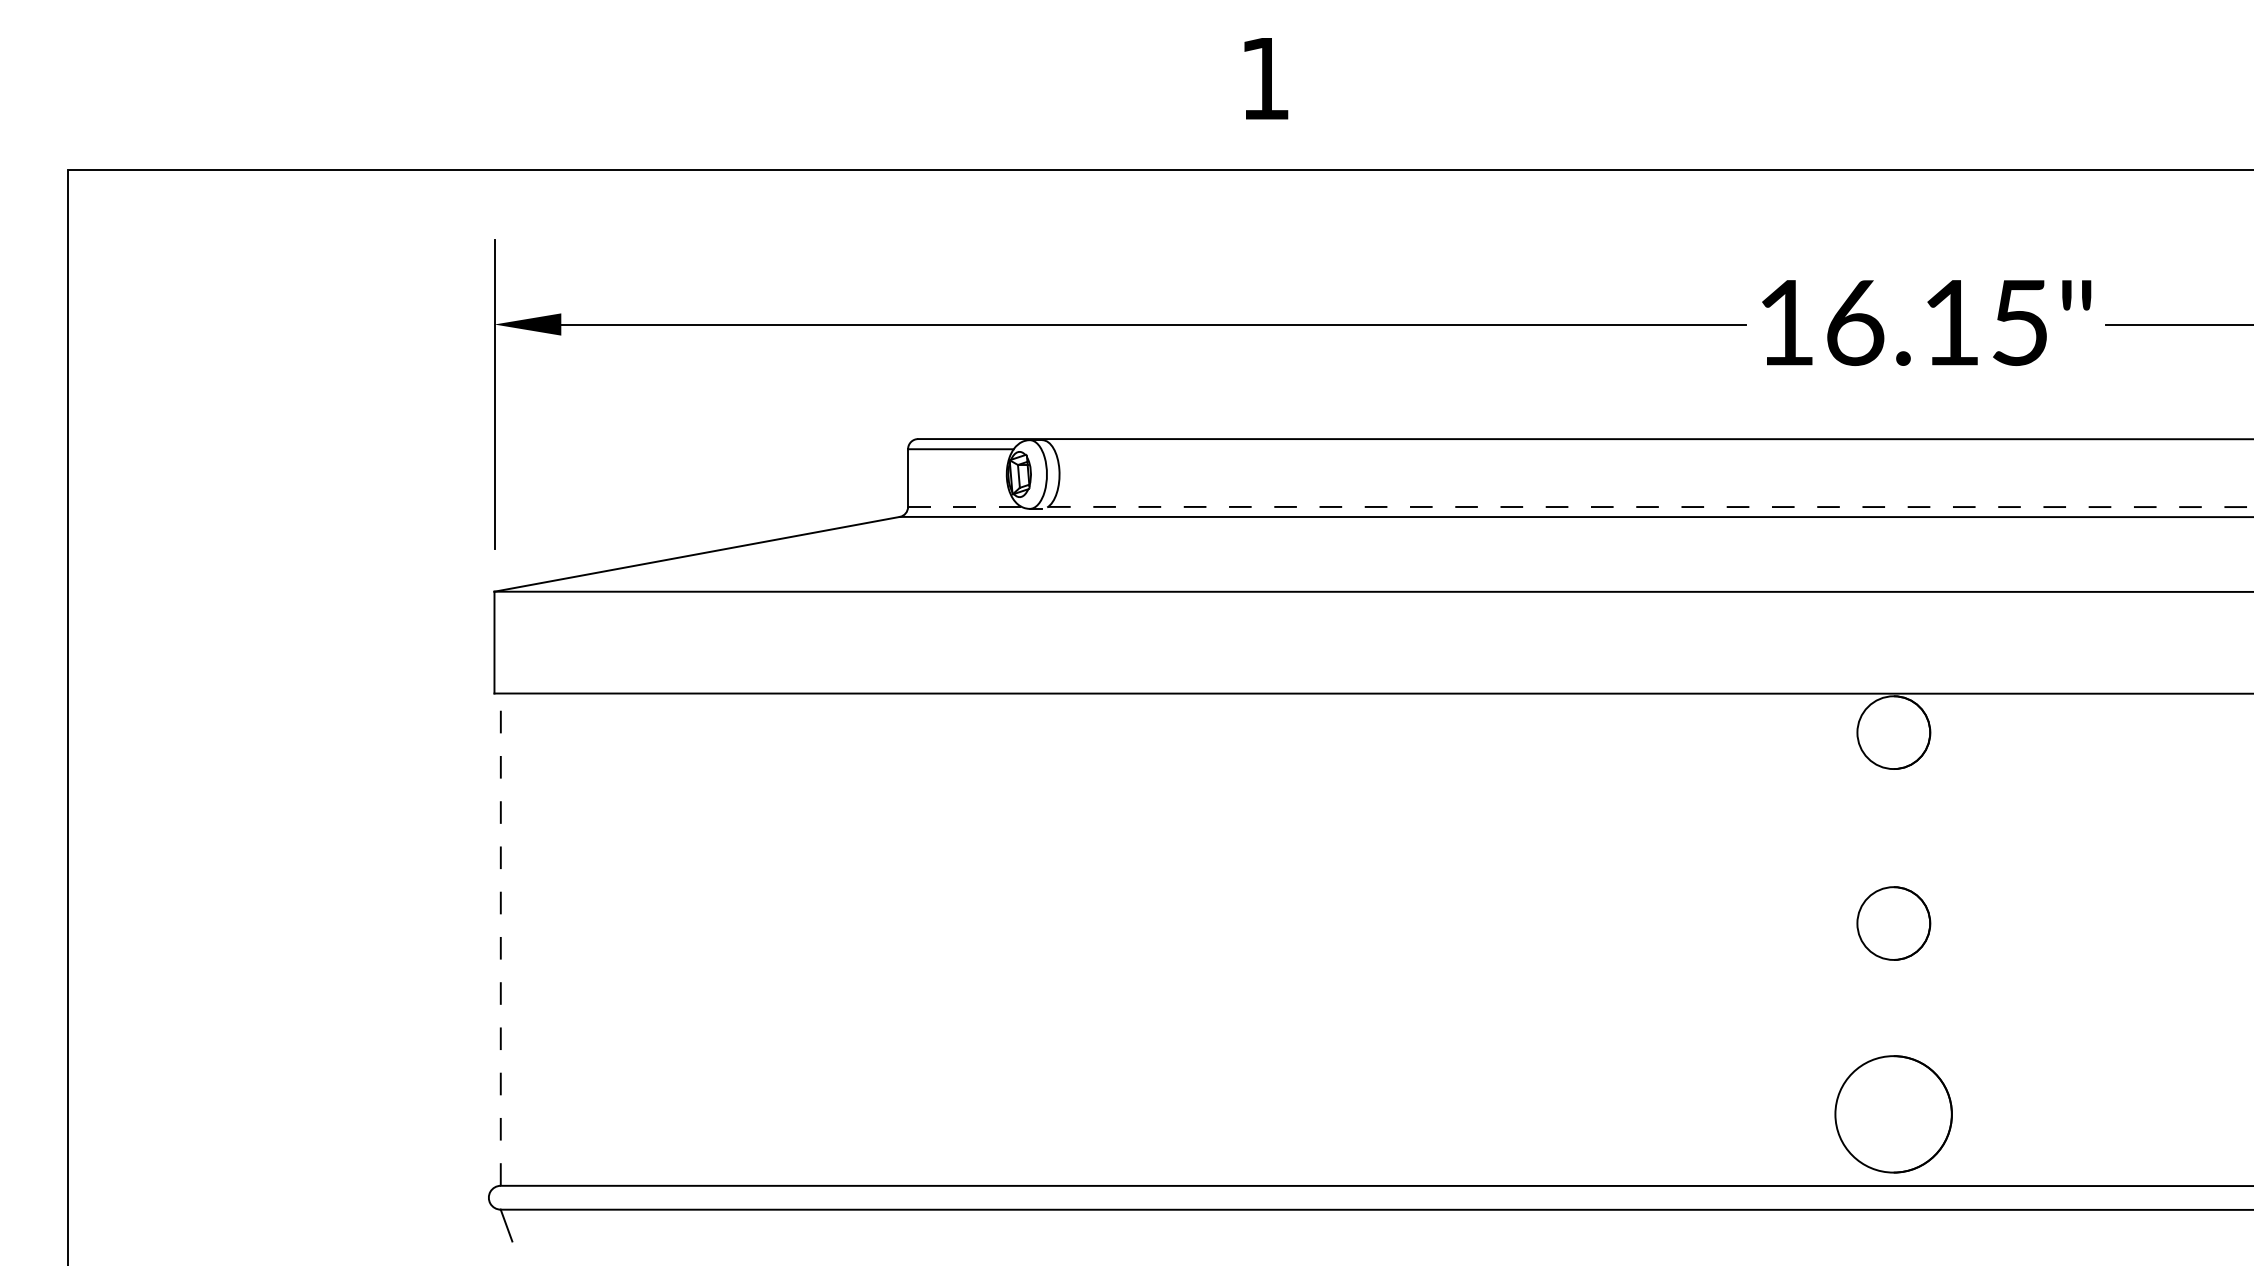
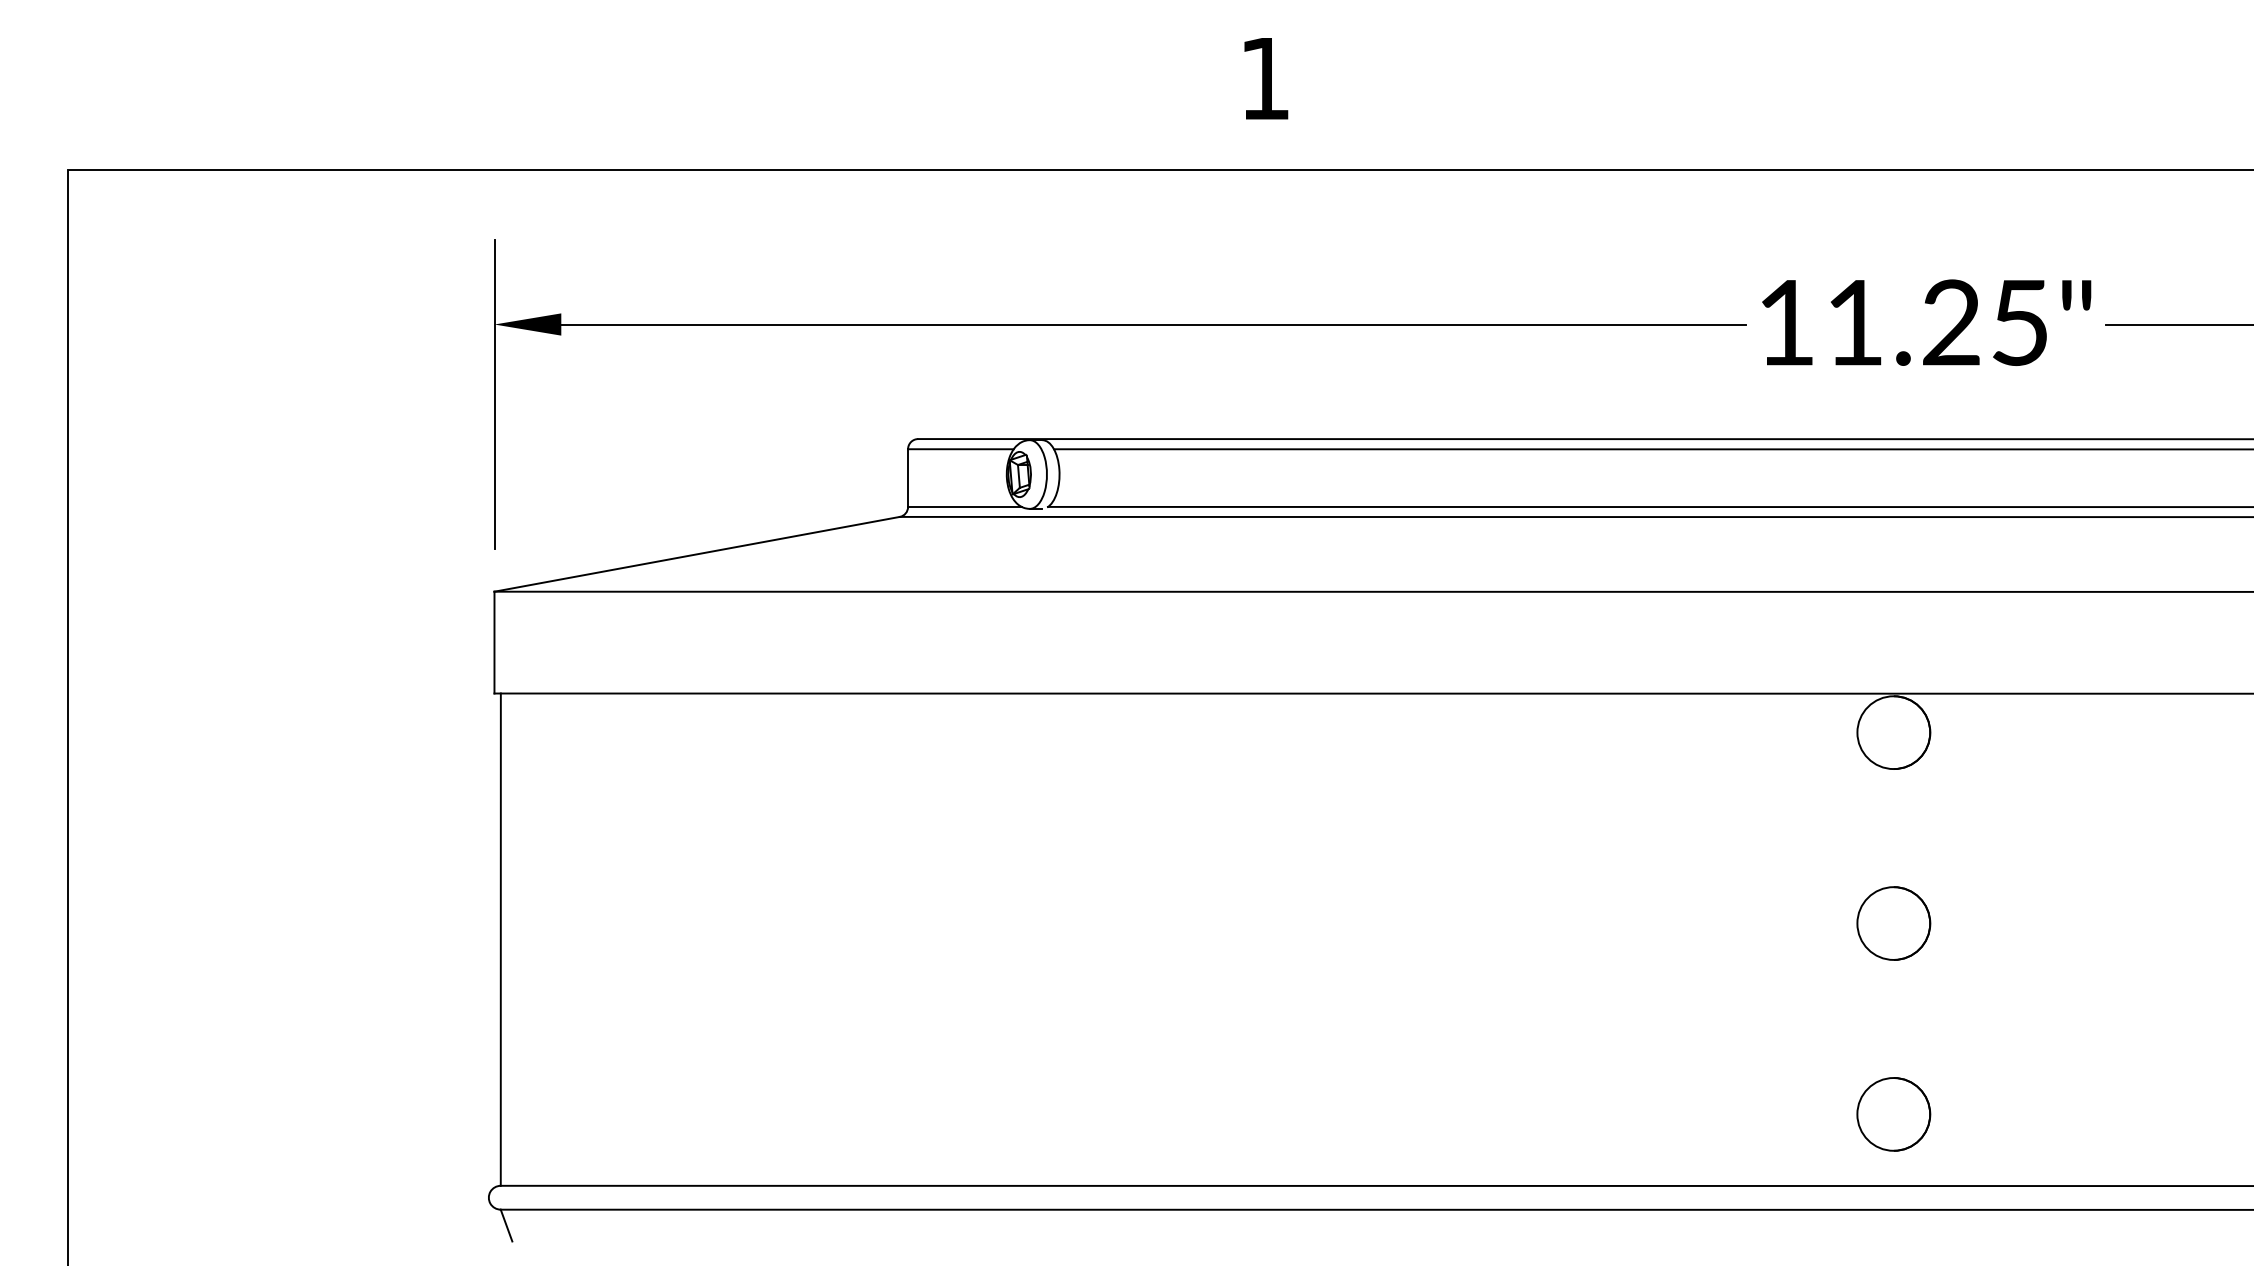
text: 16.15" -> 11.25" (1903, 322)
line: none -> present (1652, 449)
line: dashed -> solid (964, 506)
line: dashed -> solid (1651, 507)
line: dashed -> solid (500, 939)
part size: 119x119 px -> 76x75 px (1893, 1114)
